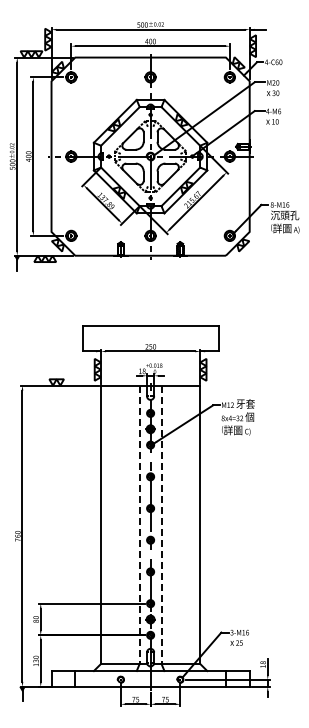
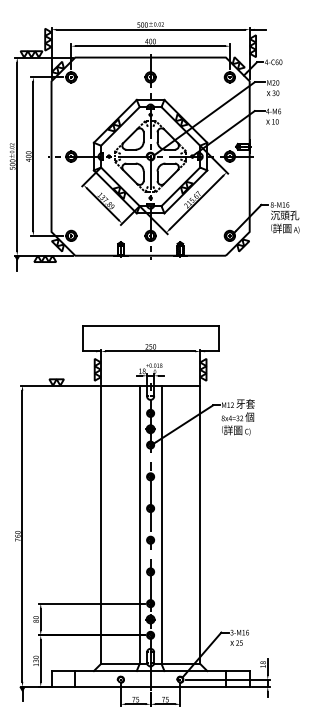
line: dashed -> solid (139, 525)
line: dashed -> solid (161, 525)
